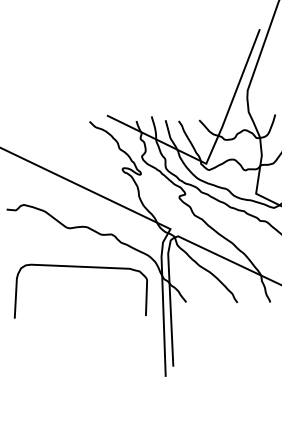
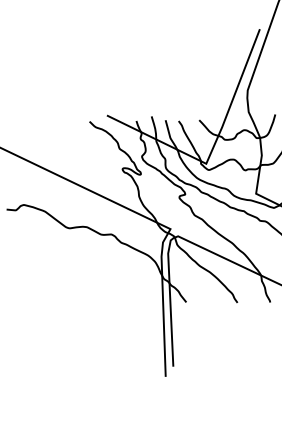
curve: present -> none (80, 267)
